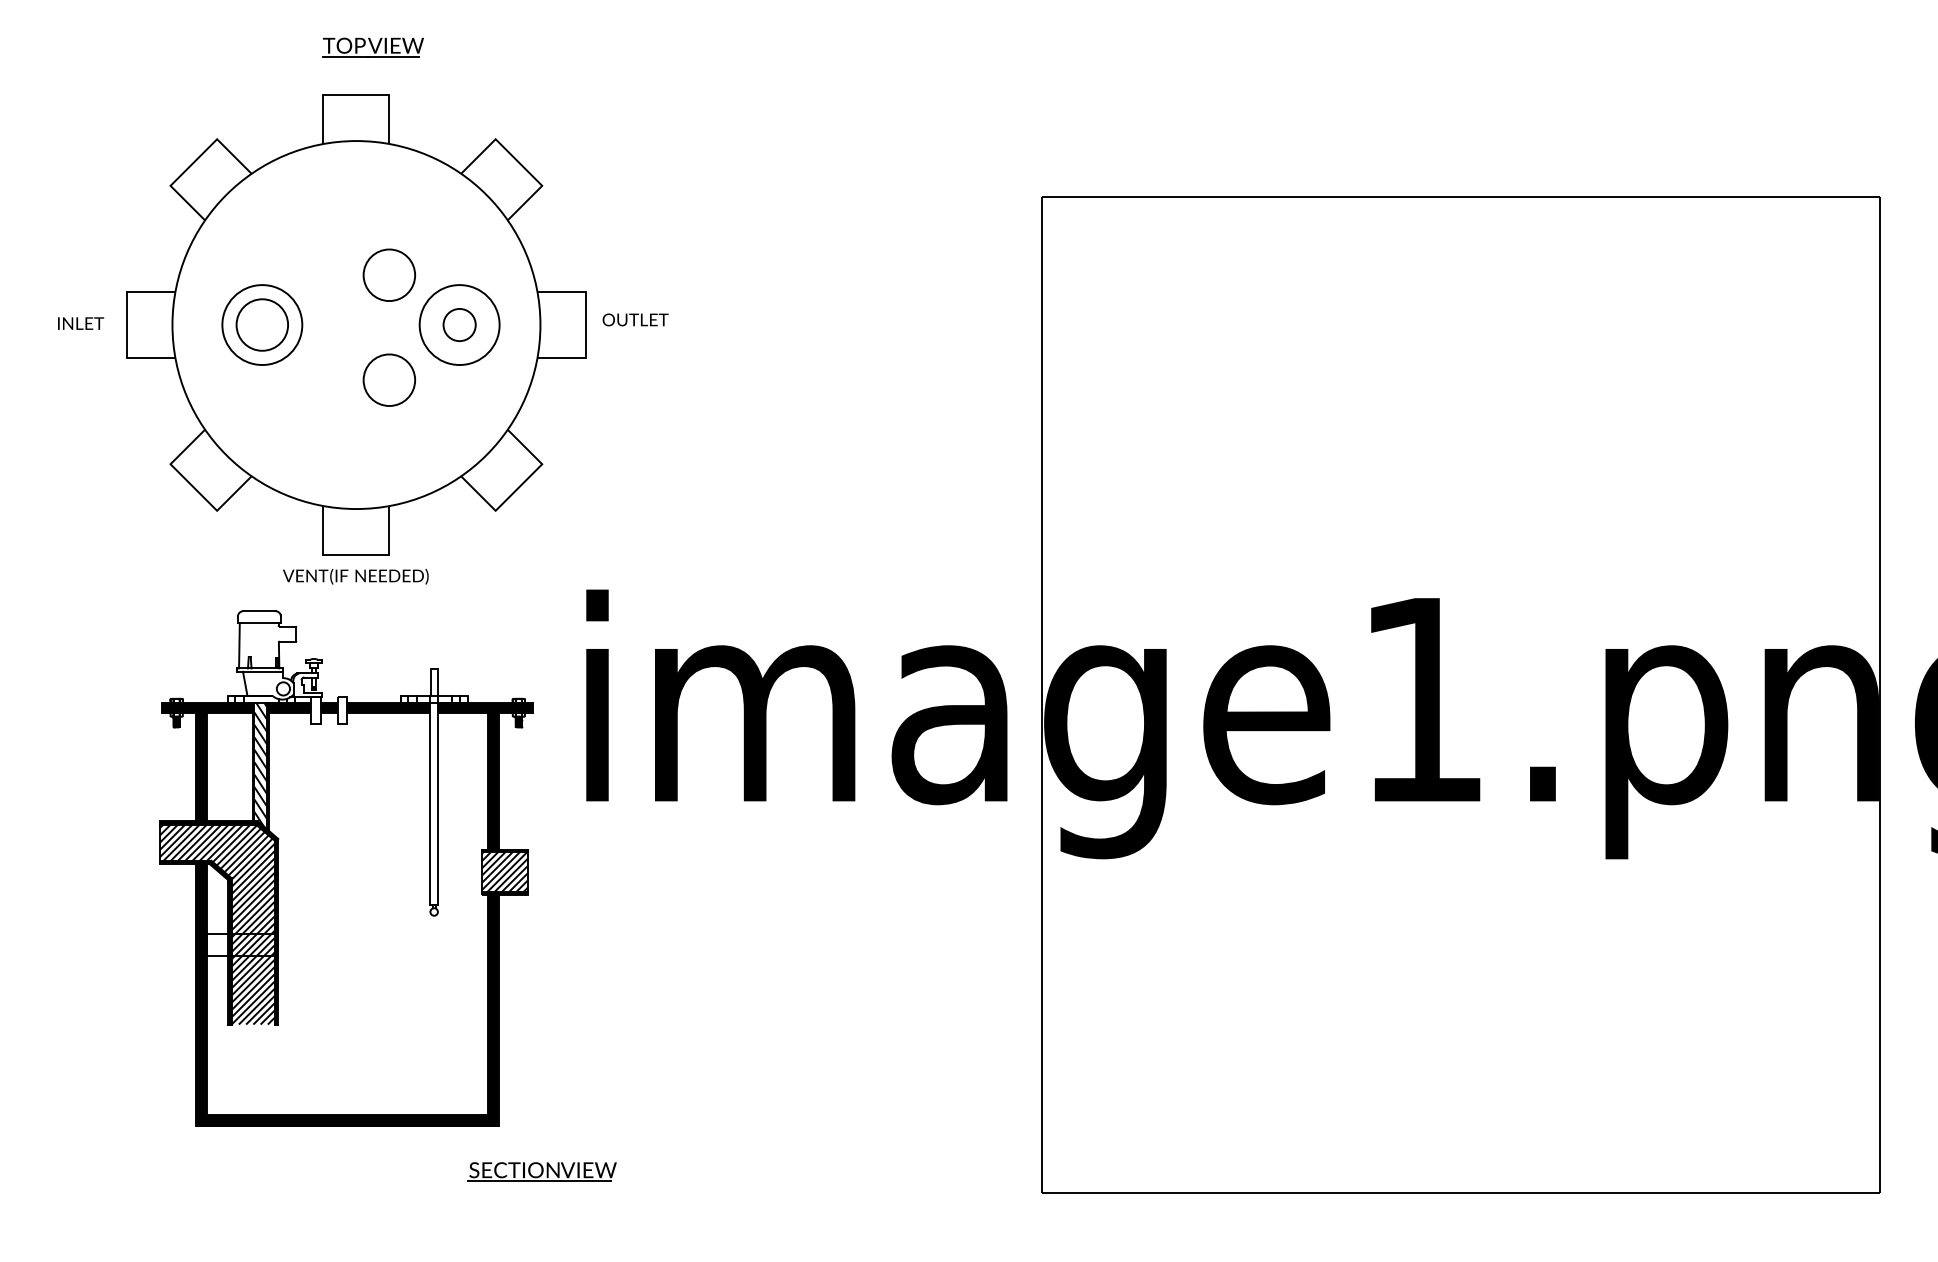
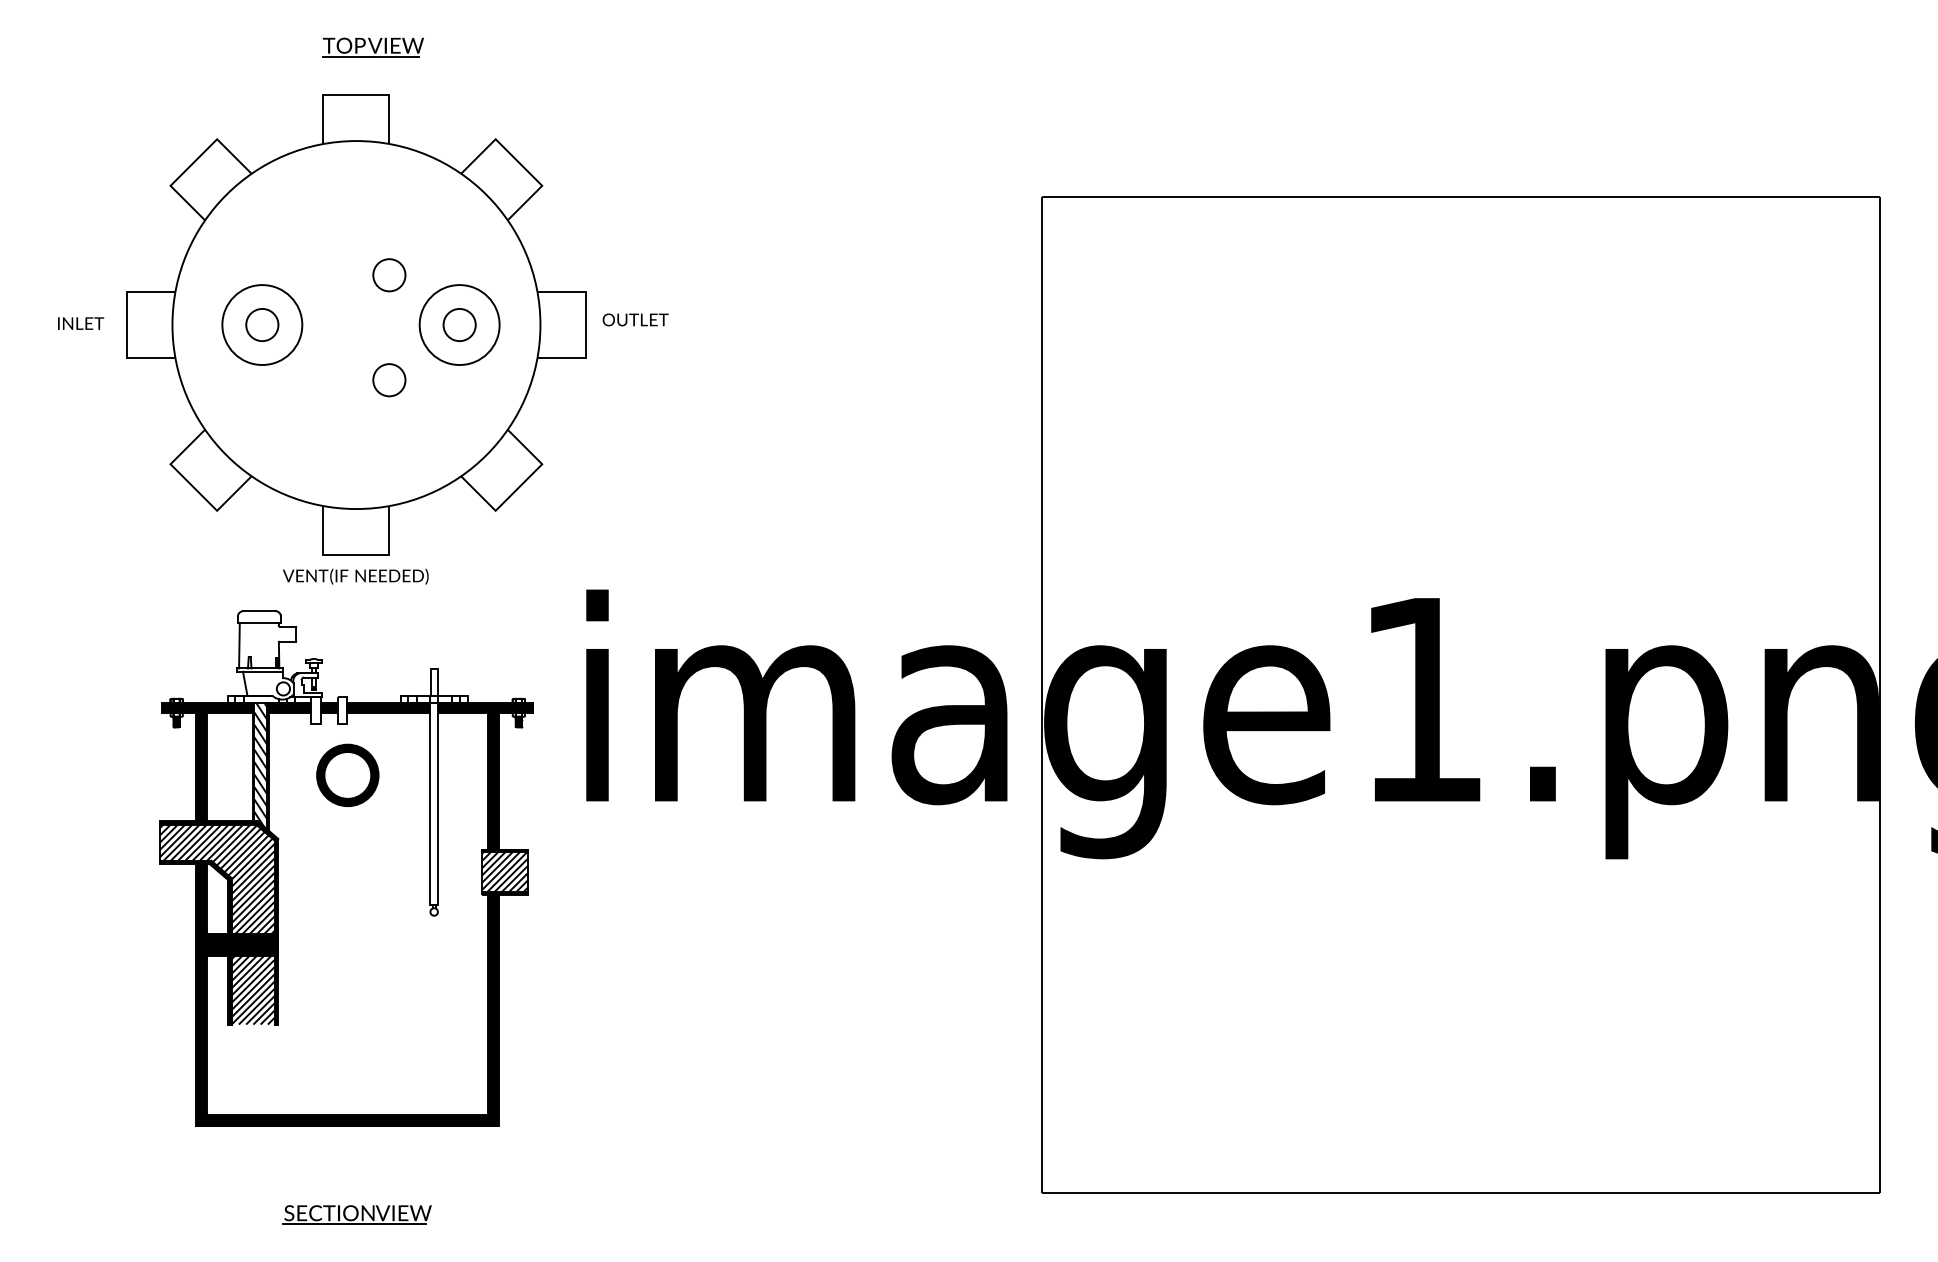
circle diameter: 52 px -> 32 px (389, 275)
circle diameter: 52 px -> 32 px (262, 324)
circle diameter: 52 px -> 32 px (389, 380)
part: none -> present (347, 775)
fill: none -> present (242, 944)
part position: (541, 1171) -> (356, 1214) (356, 1214)
